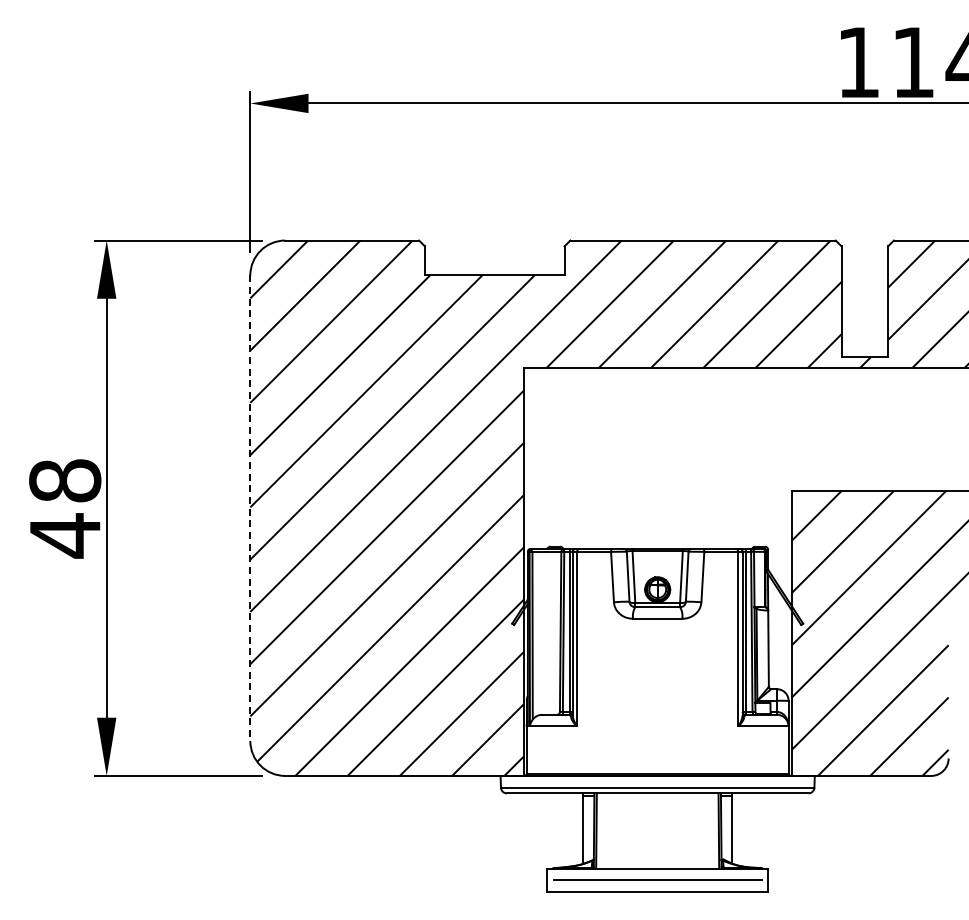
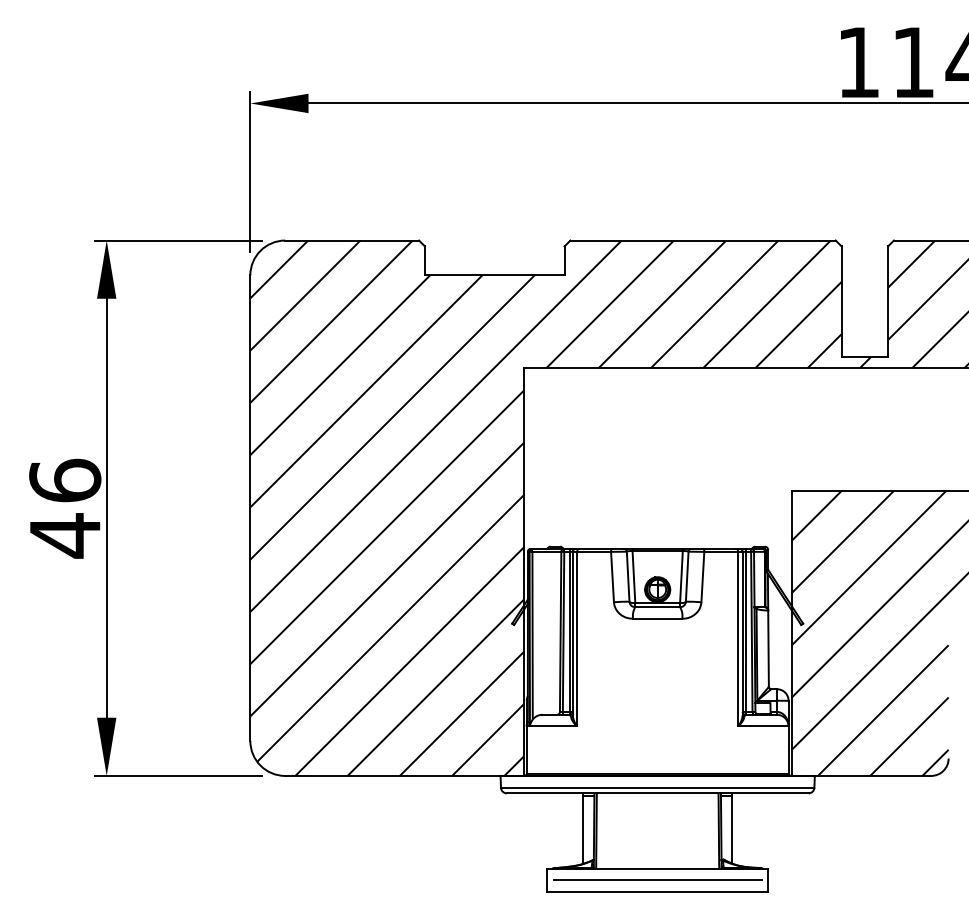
text: 48 -> 46 (65, 480)
line: dashed -> solid (250, 508)
